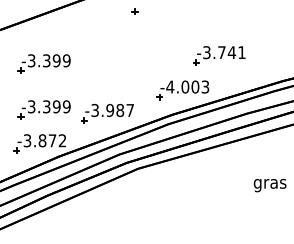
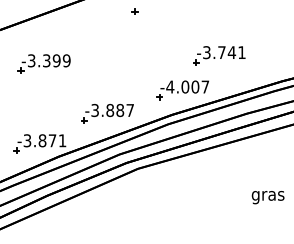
text: -4.003 -> -4.007 (205, 86)
part: present -> none (43, 109)
text: -3.987 -> -3.887 (110, 110)
text: -3.872 -> -3.871 (62, 140)
text position: (269, 185) -> (267, 197) (267, 197)
